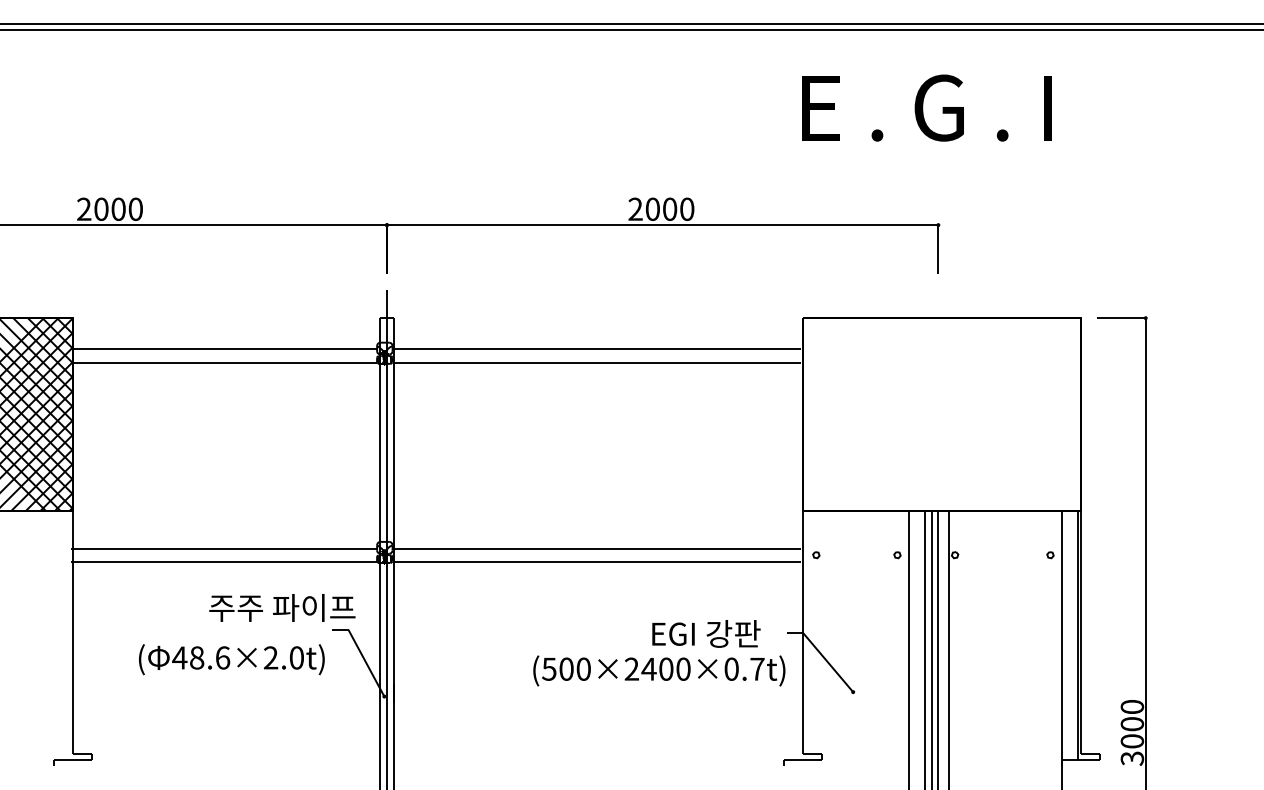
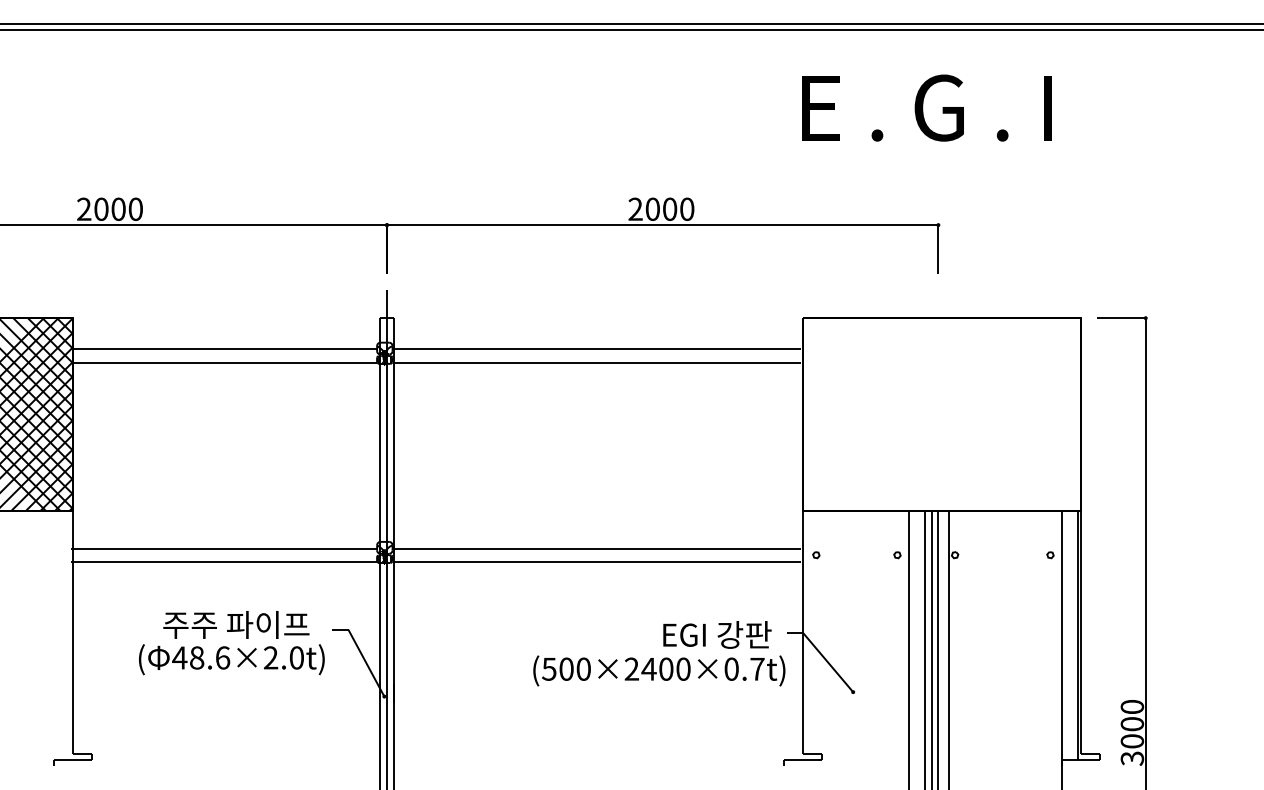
text position: (282, 607) -> (236, 624) (236, 624)
text position: (706, 633) -> (717, 634) (717, 634)
